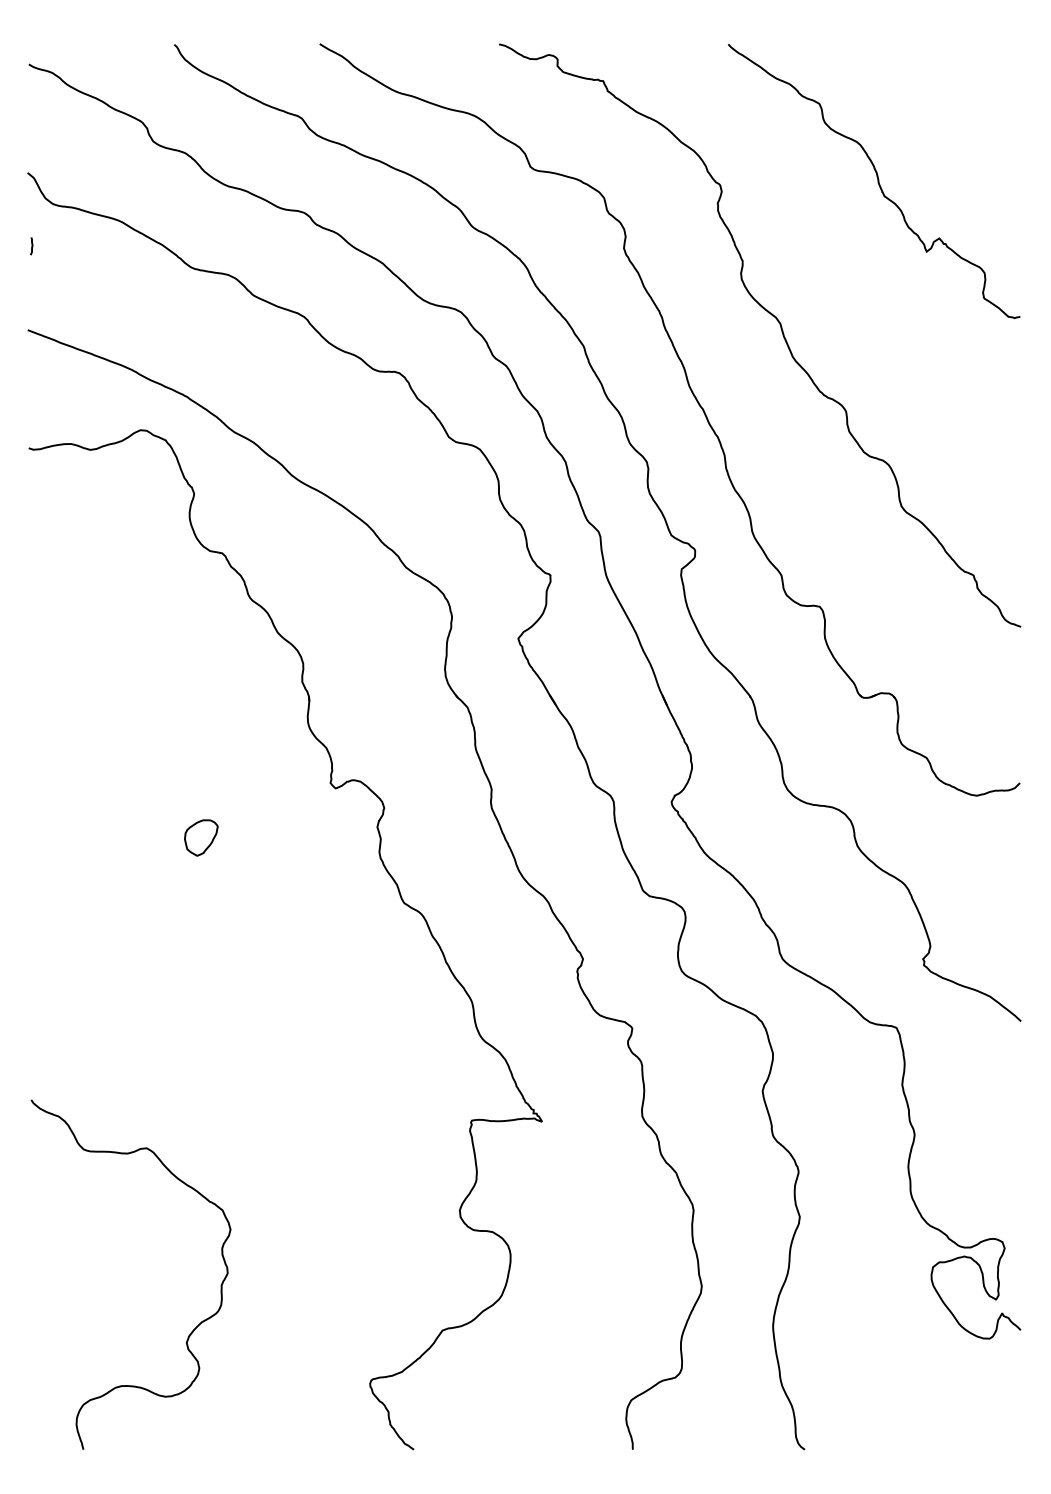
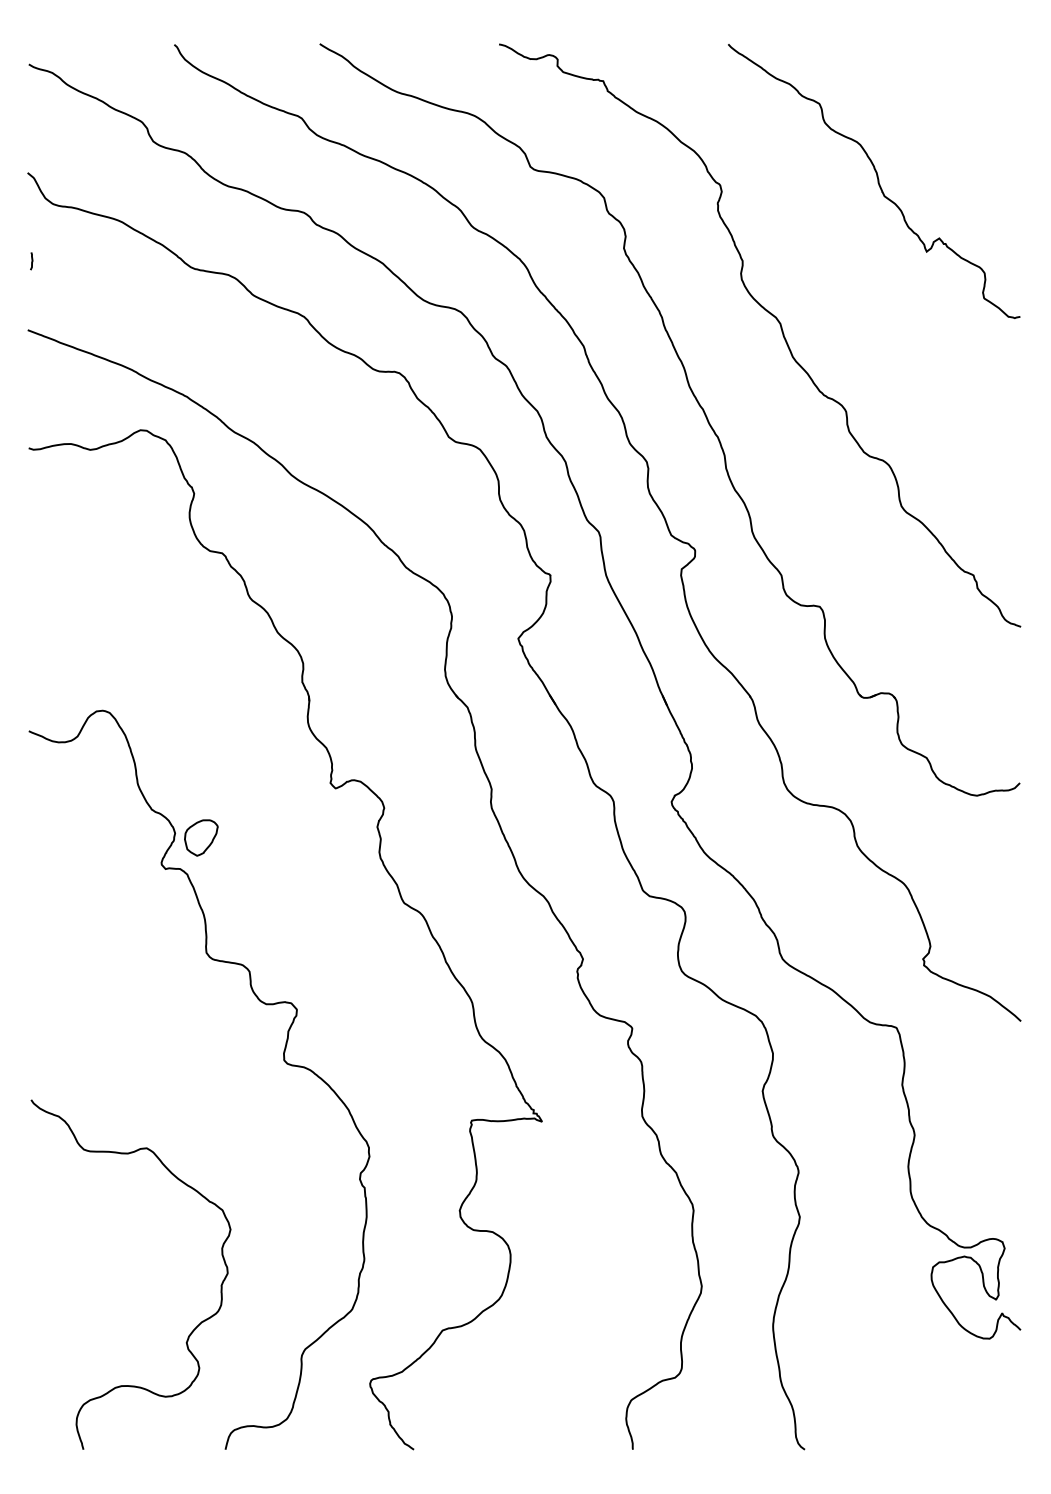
curve position: (31, 246) -> (31, 261) (31, 261)
curve: none -> present (283, 1060)
